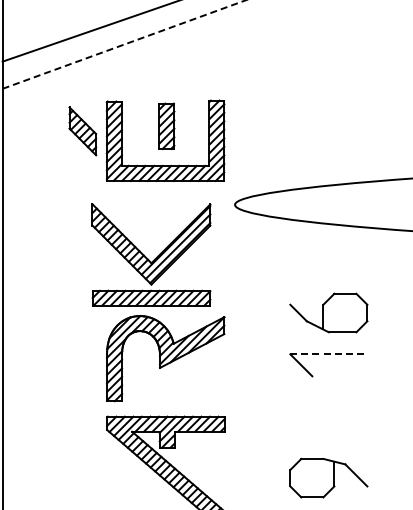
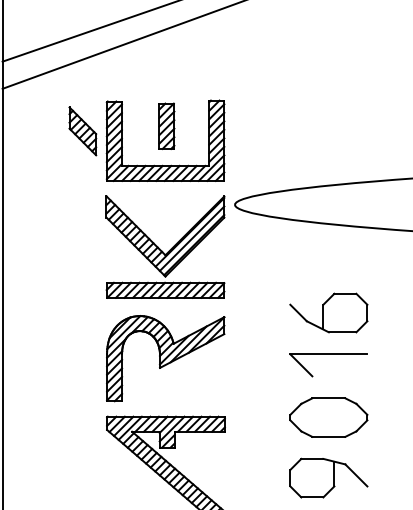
line: dashed -> solid (124, 44)
part position: (151, 254) -> (165, 246) (165, 246)
line: dashed -> solid (328, 354)
part: none -> present (328, 417)
